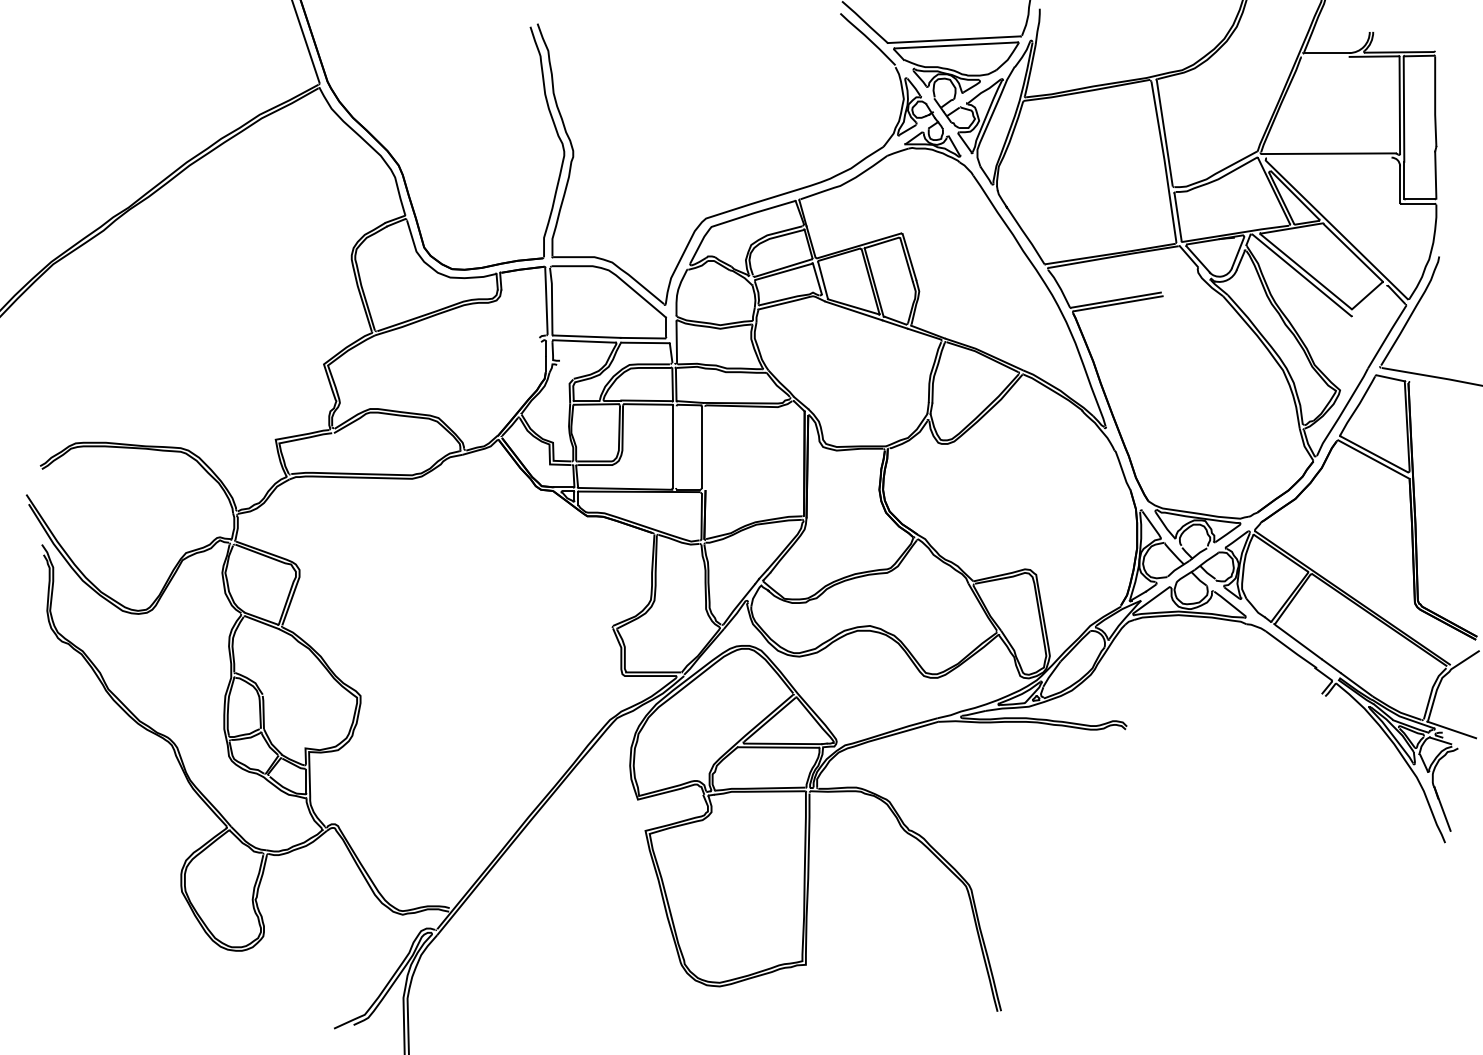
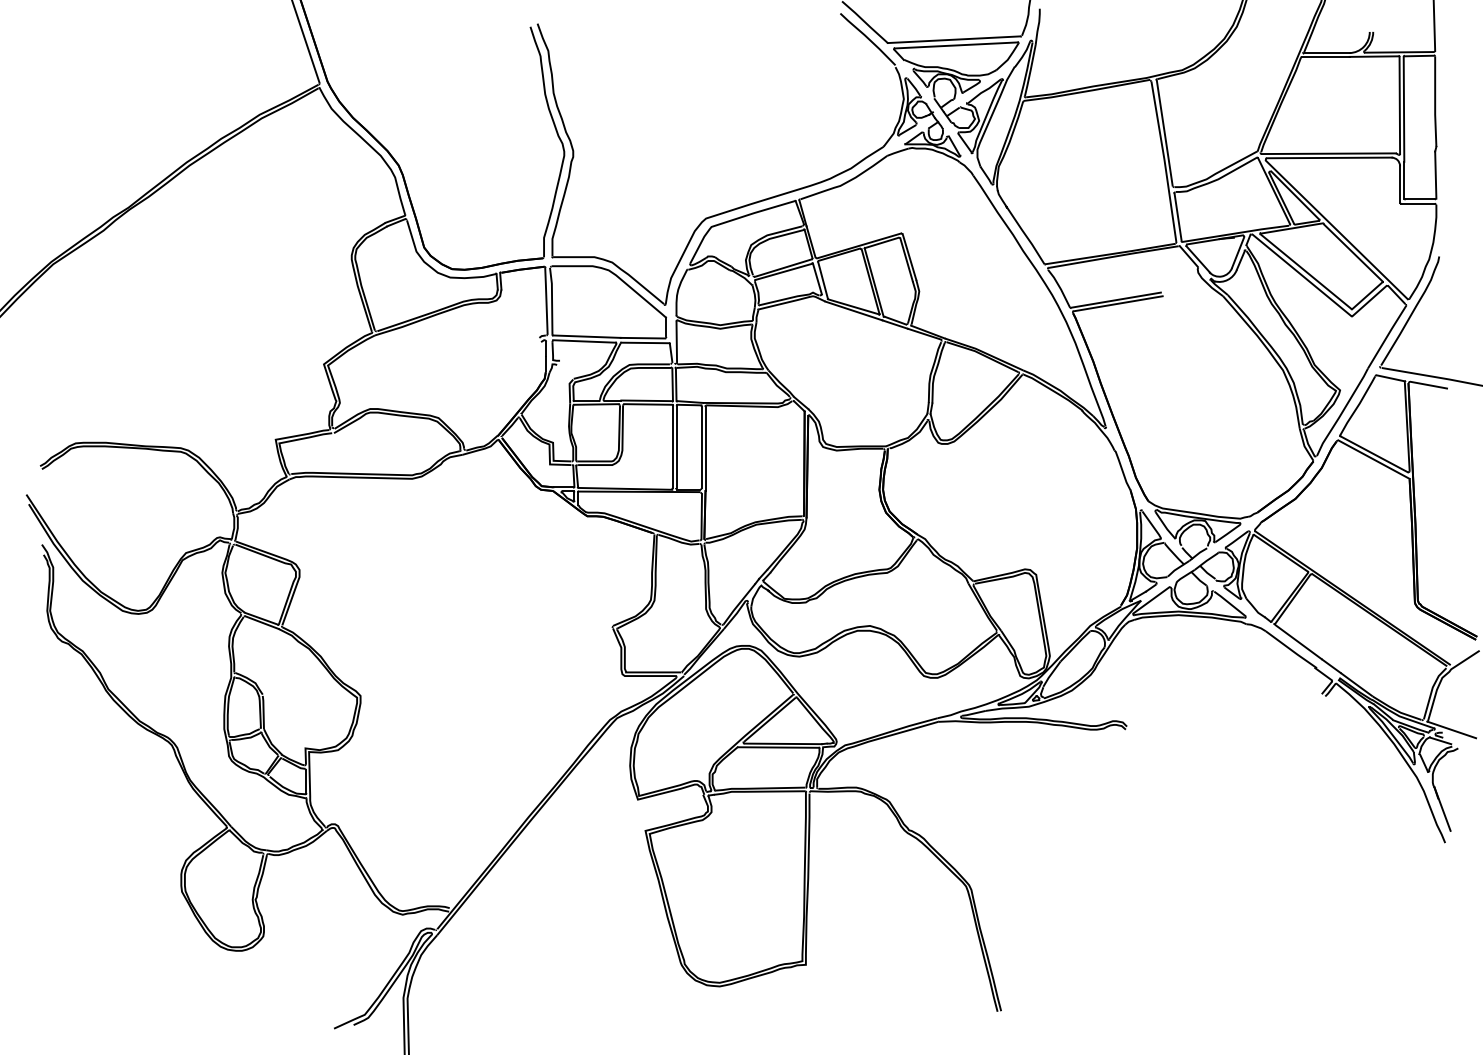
line: none -> present (1434, 26)
line: none -> present (1325, 56)
line: none -> present (1329, 157)
line: none -> present (1369, 301)
line: none -> present (1428, 384)
line: none -> present (676, 446)
line: none -> present (705, 449)
